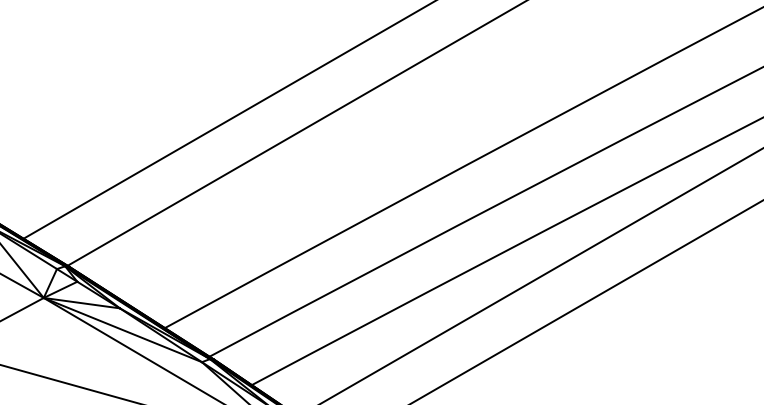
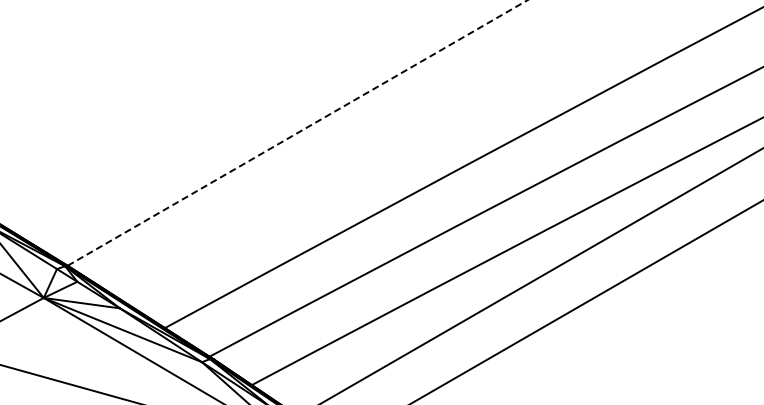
line: present -> none (228, 120)
line: solid -> dashed (298, 132)
